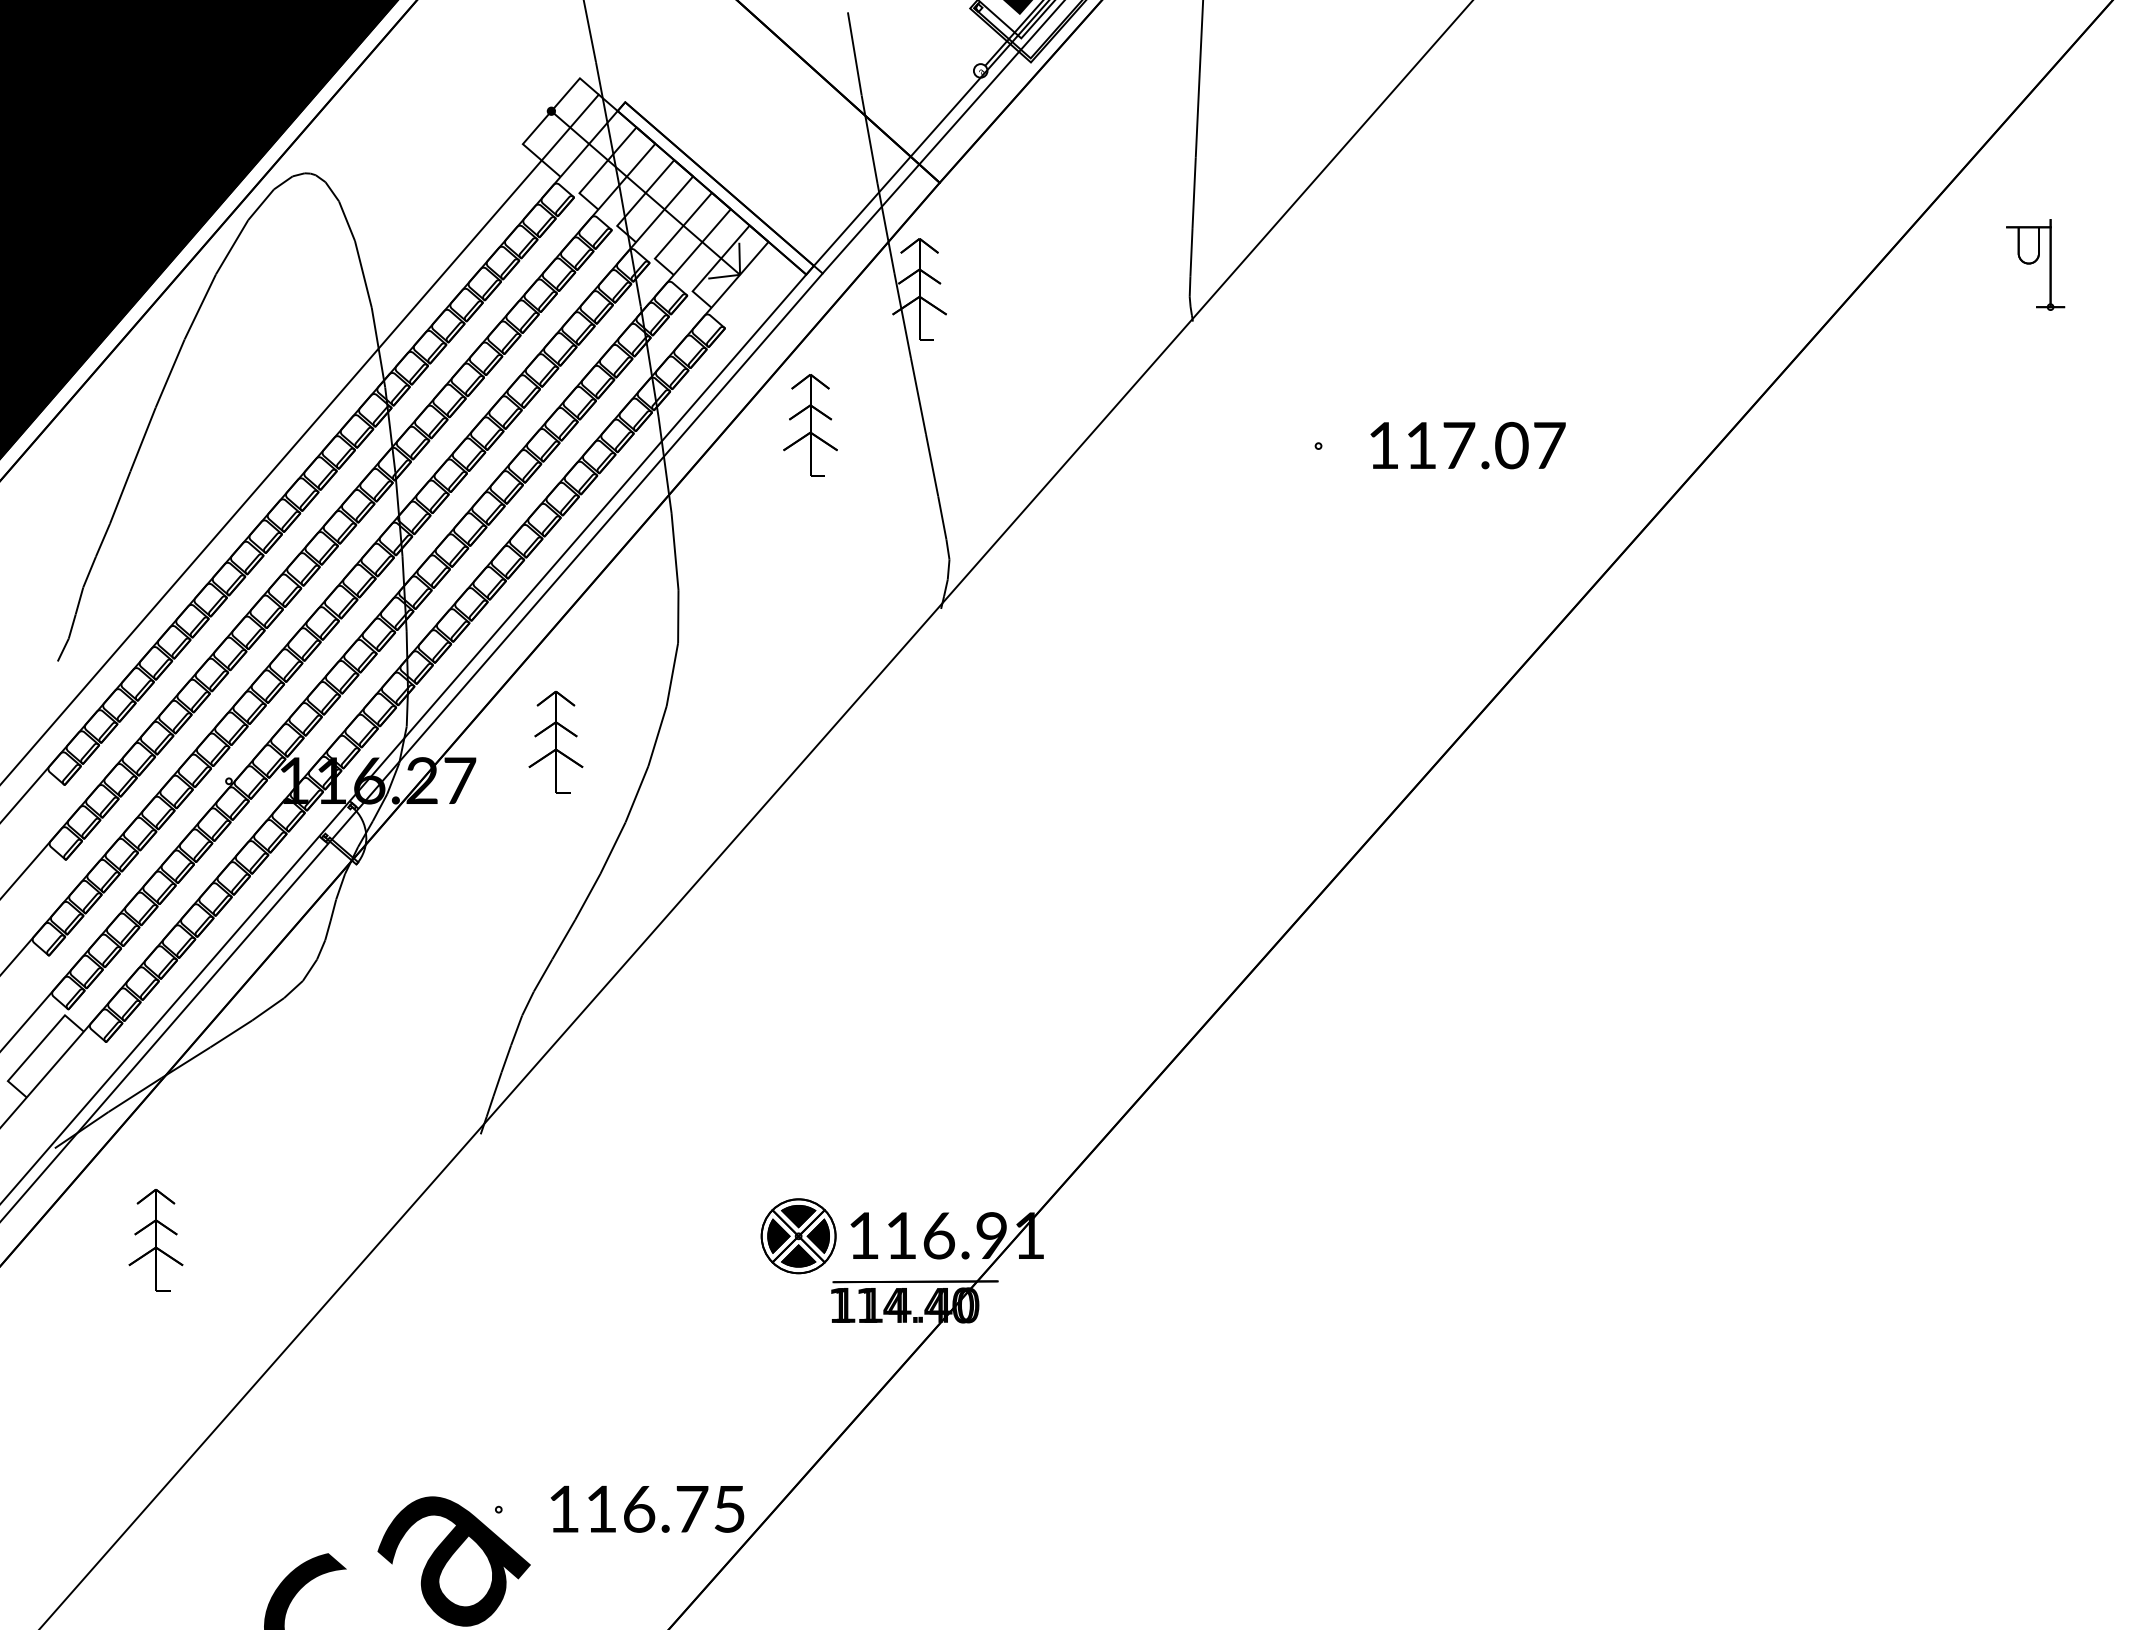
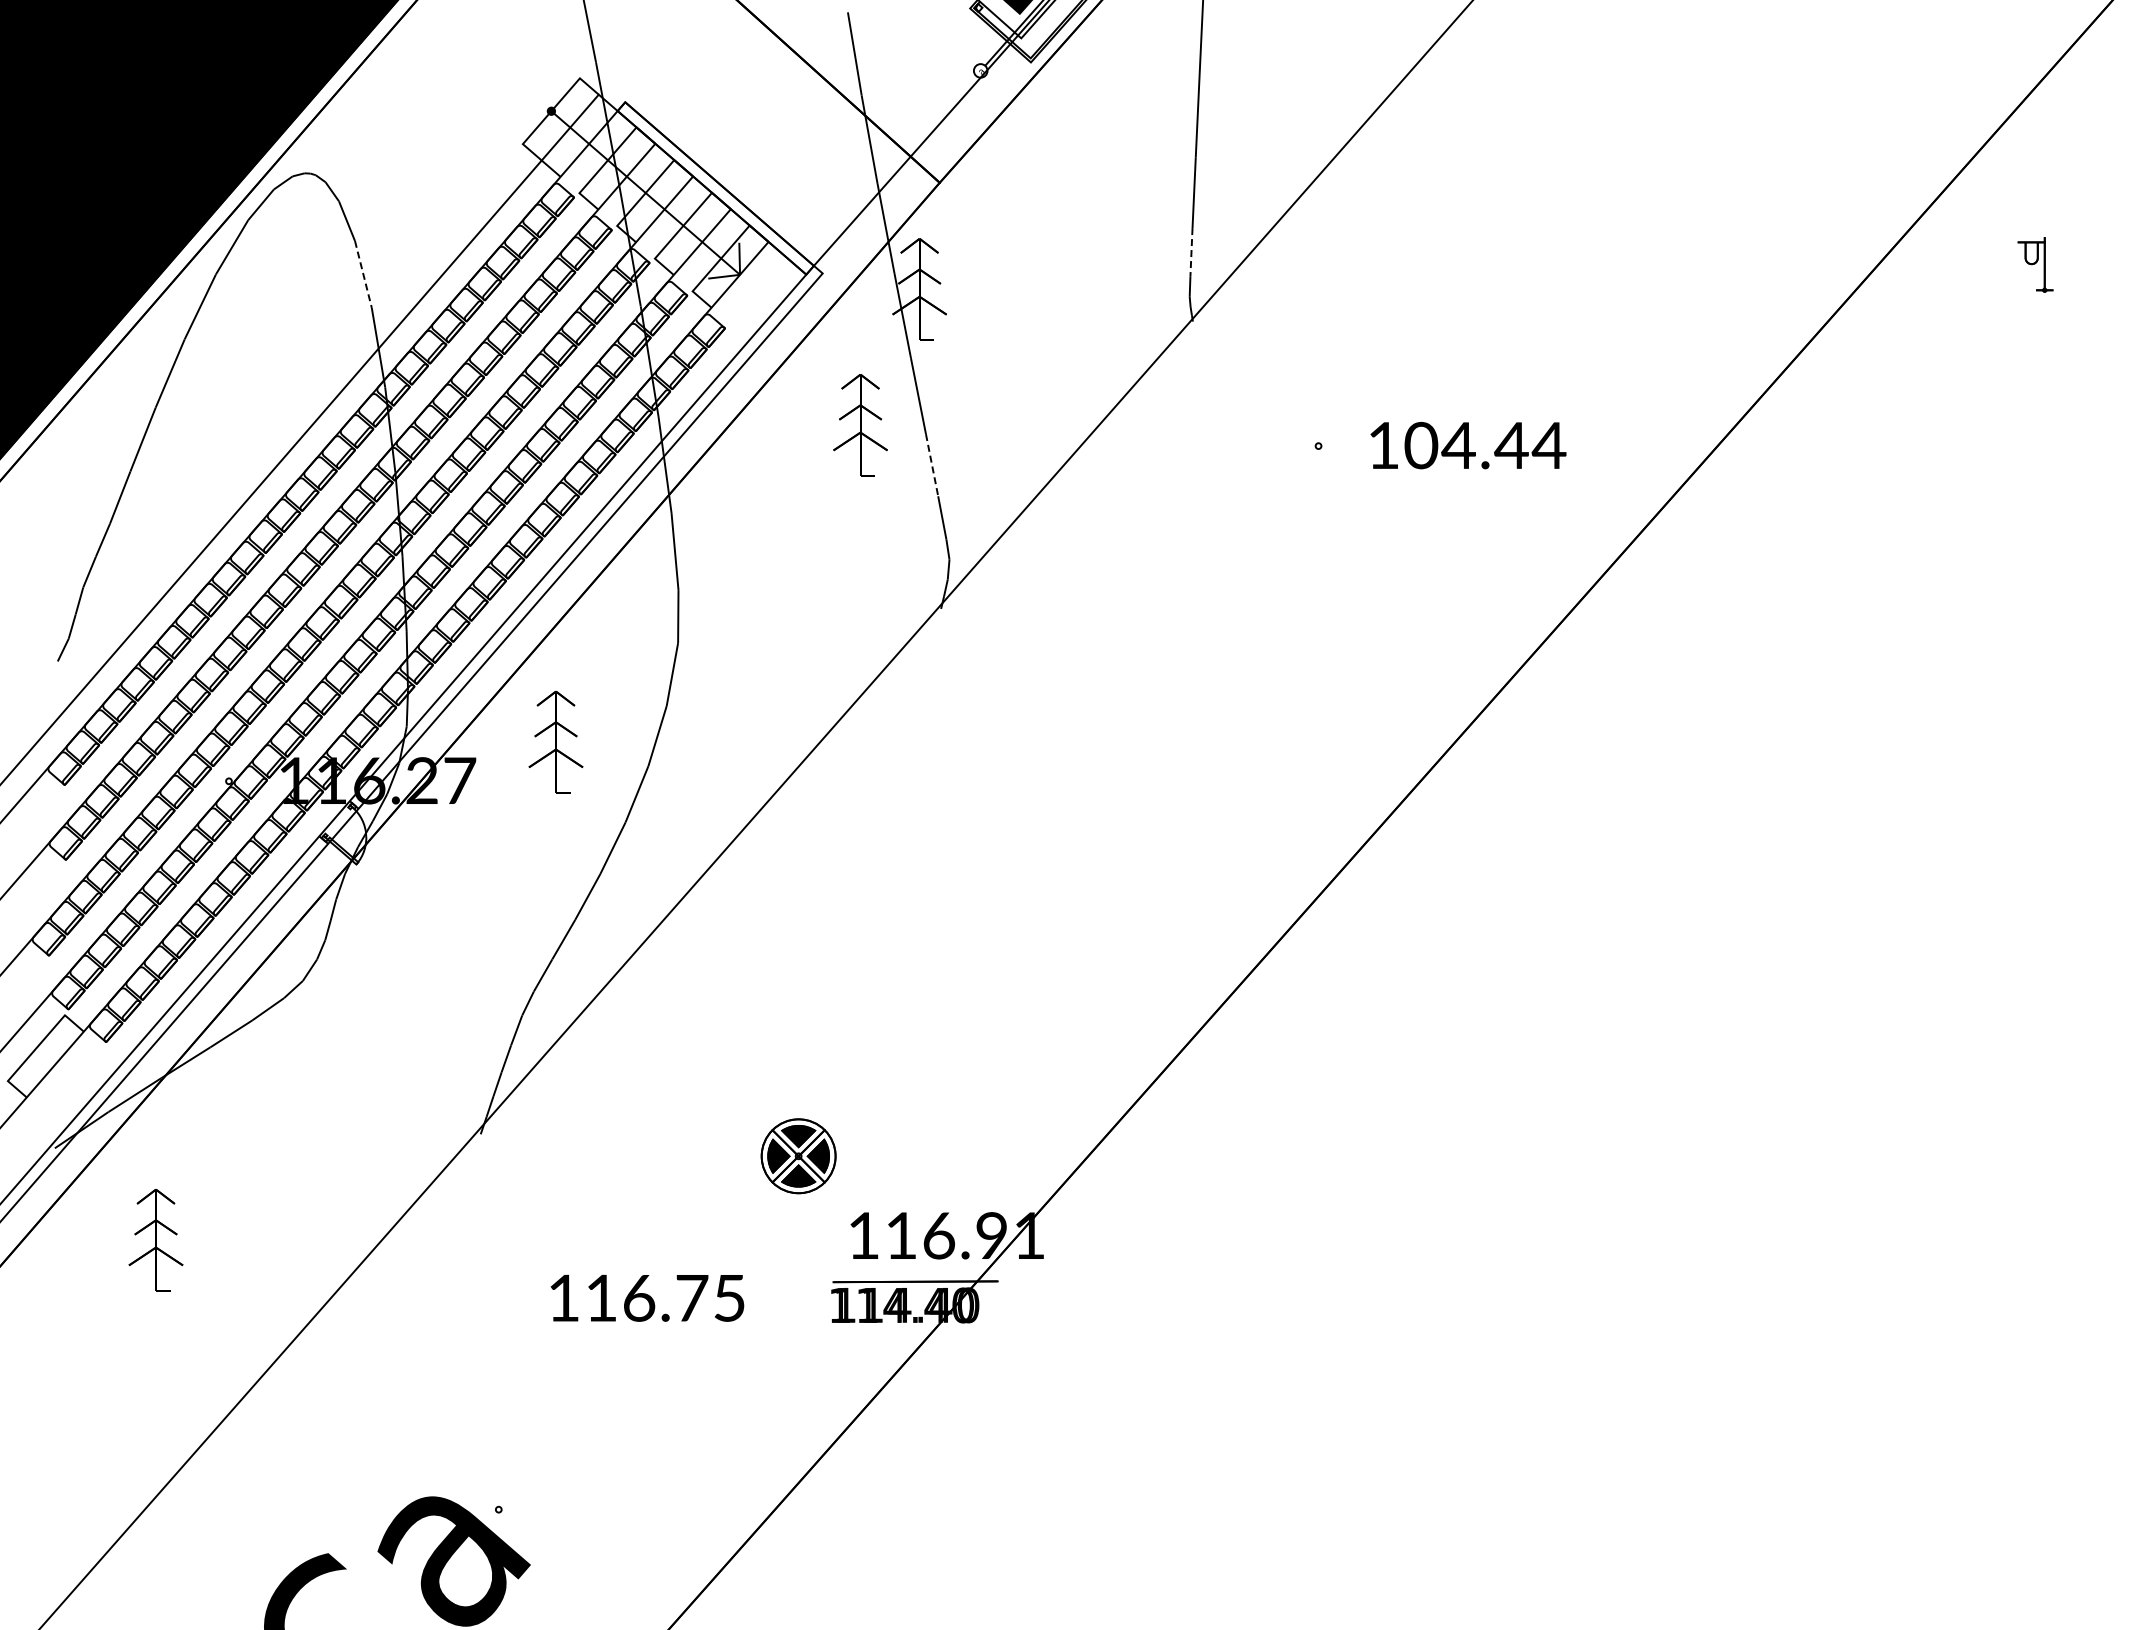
line: present -> none (942, 137)
line: solid -> dashed (1191, 252)
part size: 60x92 px -> 37x56 px (2035, 264)
line: solid -> dashed (363, 274)
part position: (810, 425) -> (860, 425) (860, 425)
text: 117.07 -> 104.44 (1485, 445)
line: solid -> dashed (932, 465)
part position: (798, 1236) -> (798, 1156) (798, 1156)
text position: (647, 1508) -> (647, 1297) (647, 1297)
